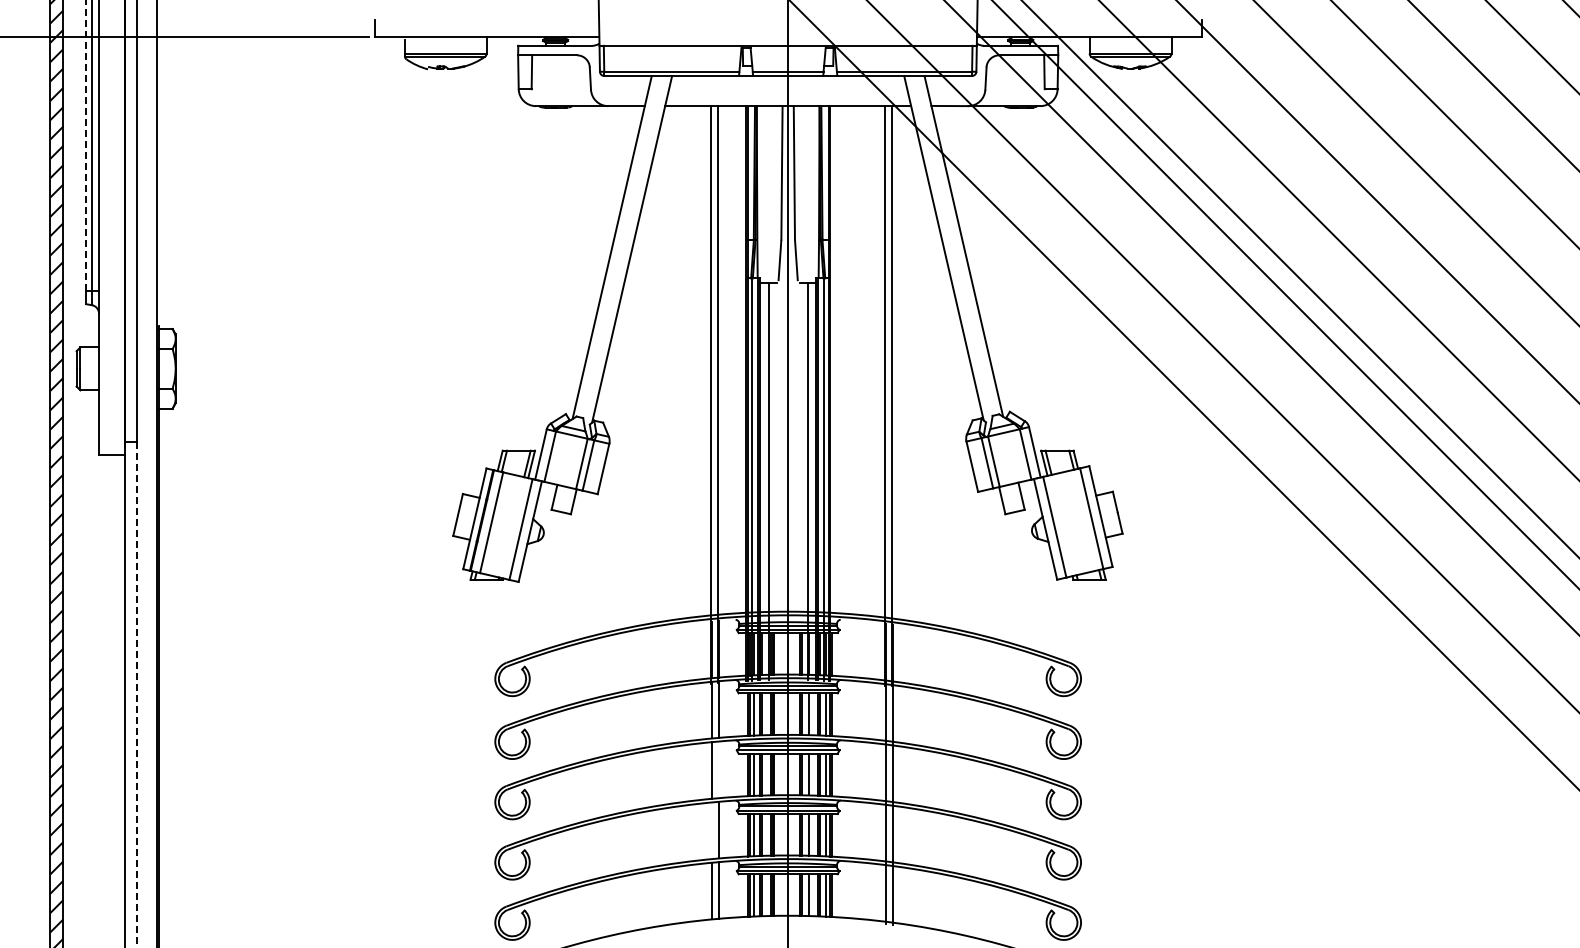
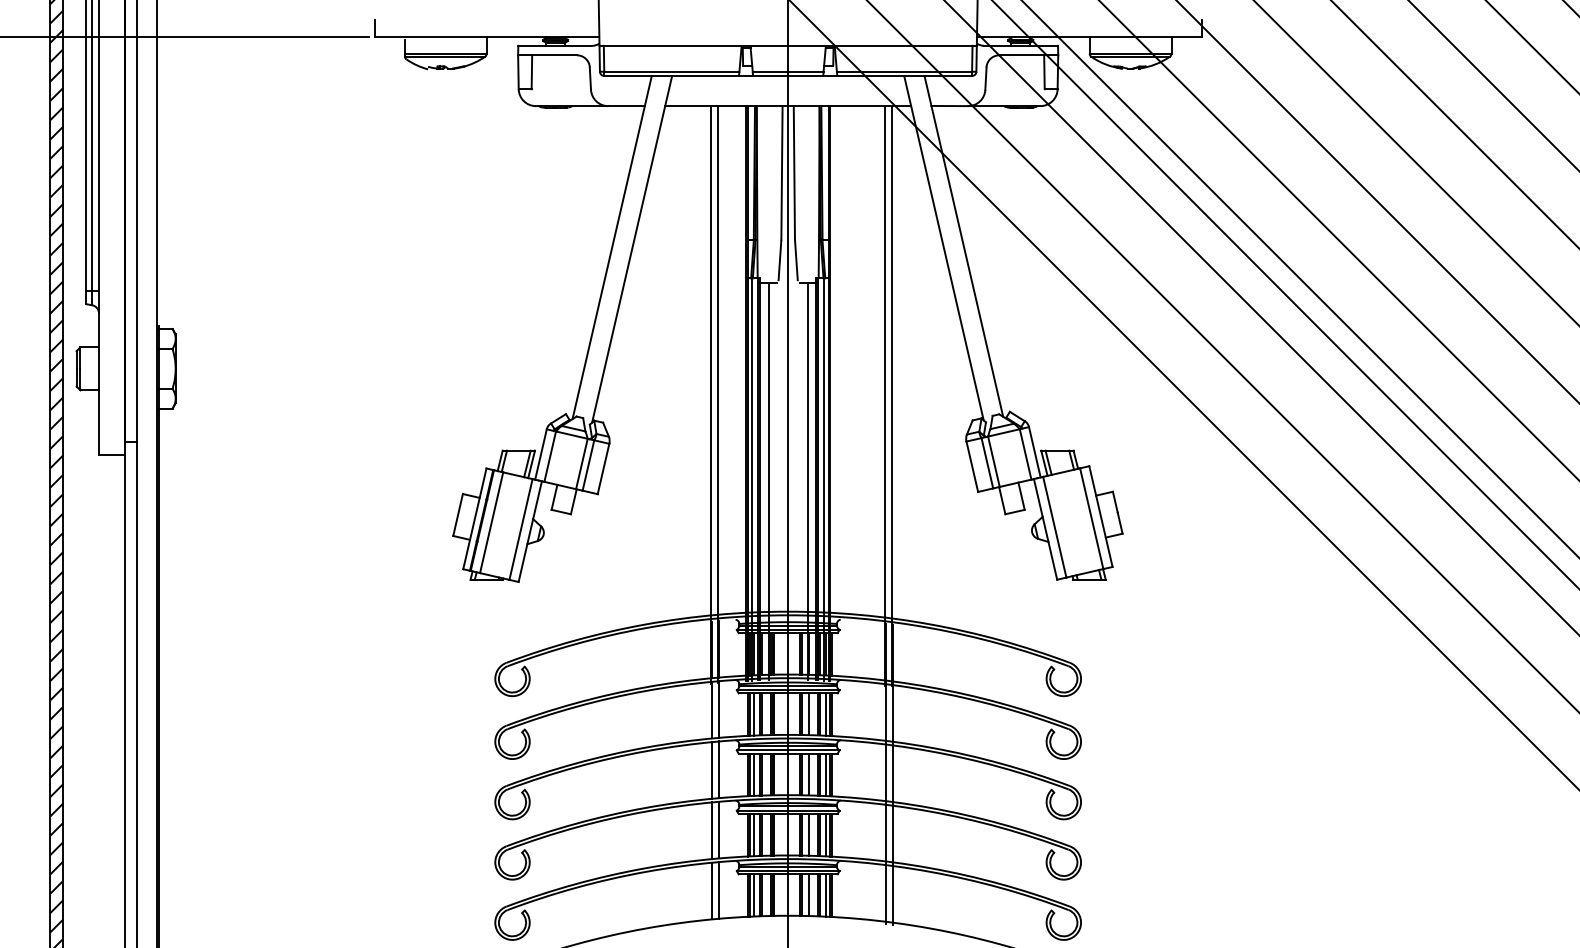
line: dashed -> solid (86, 145)
line: dashed -> solid (136, 694)
line: none -> present (719, 769)
line: none -> present (712, 830)
